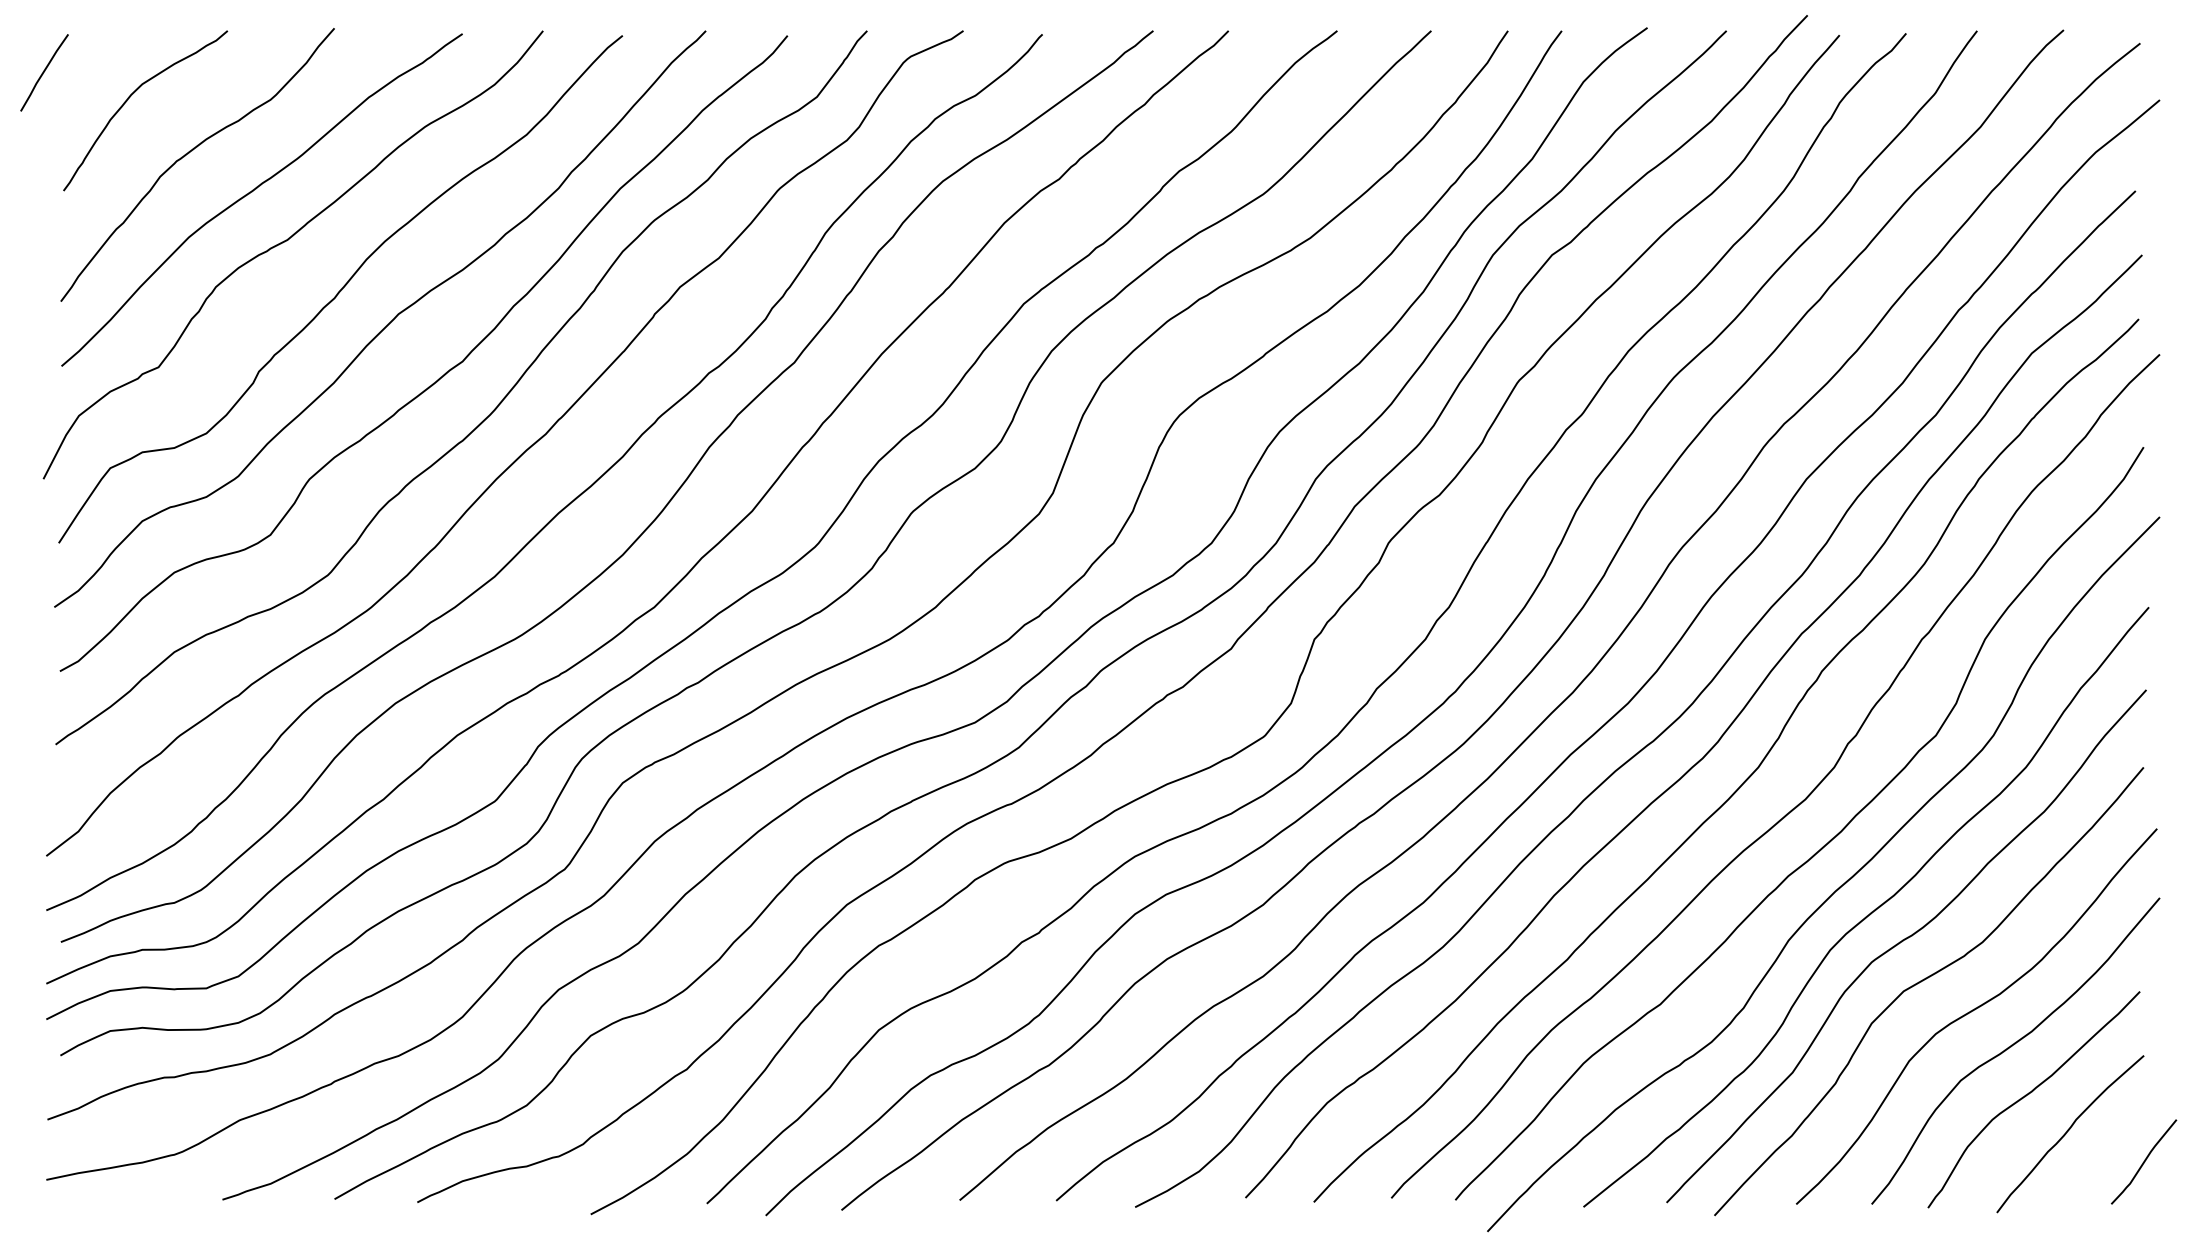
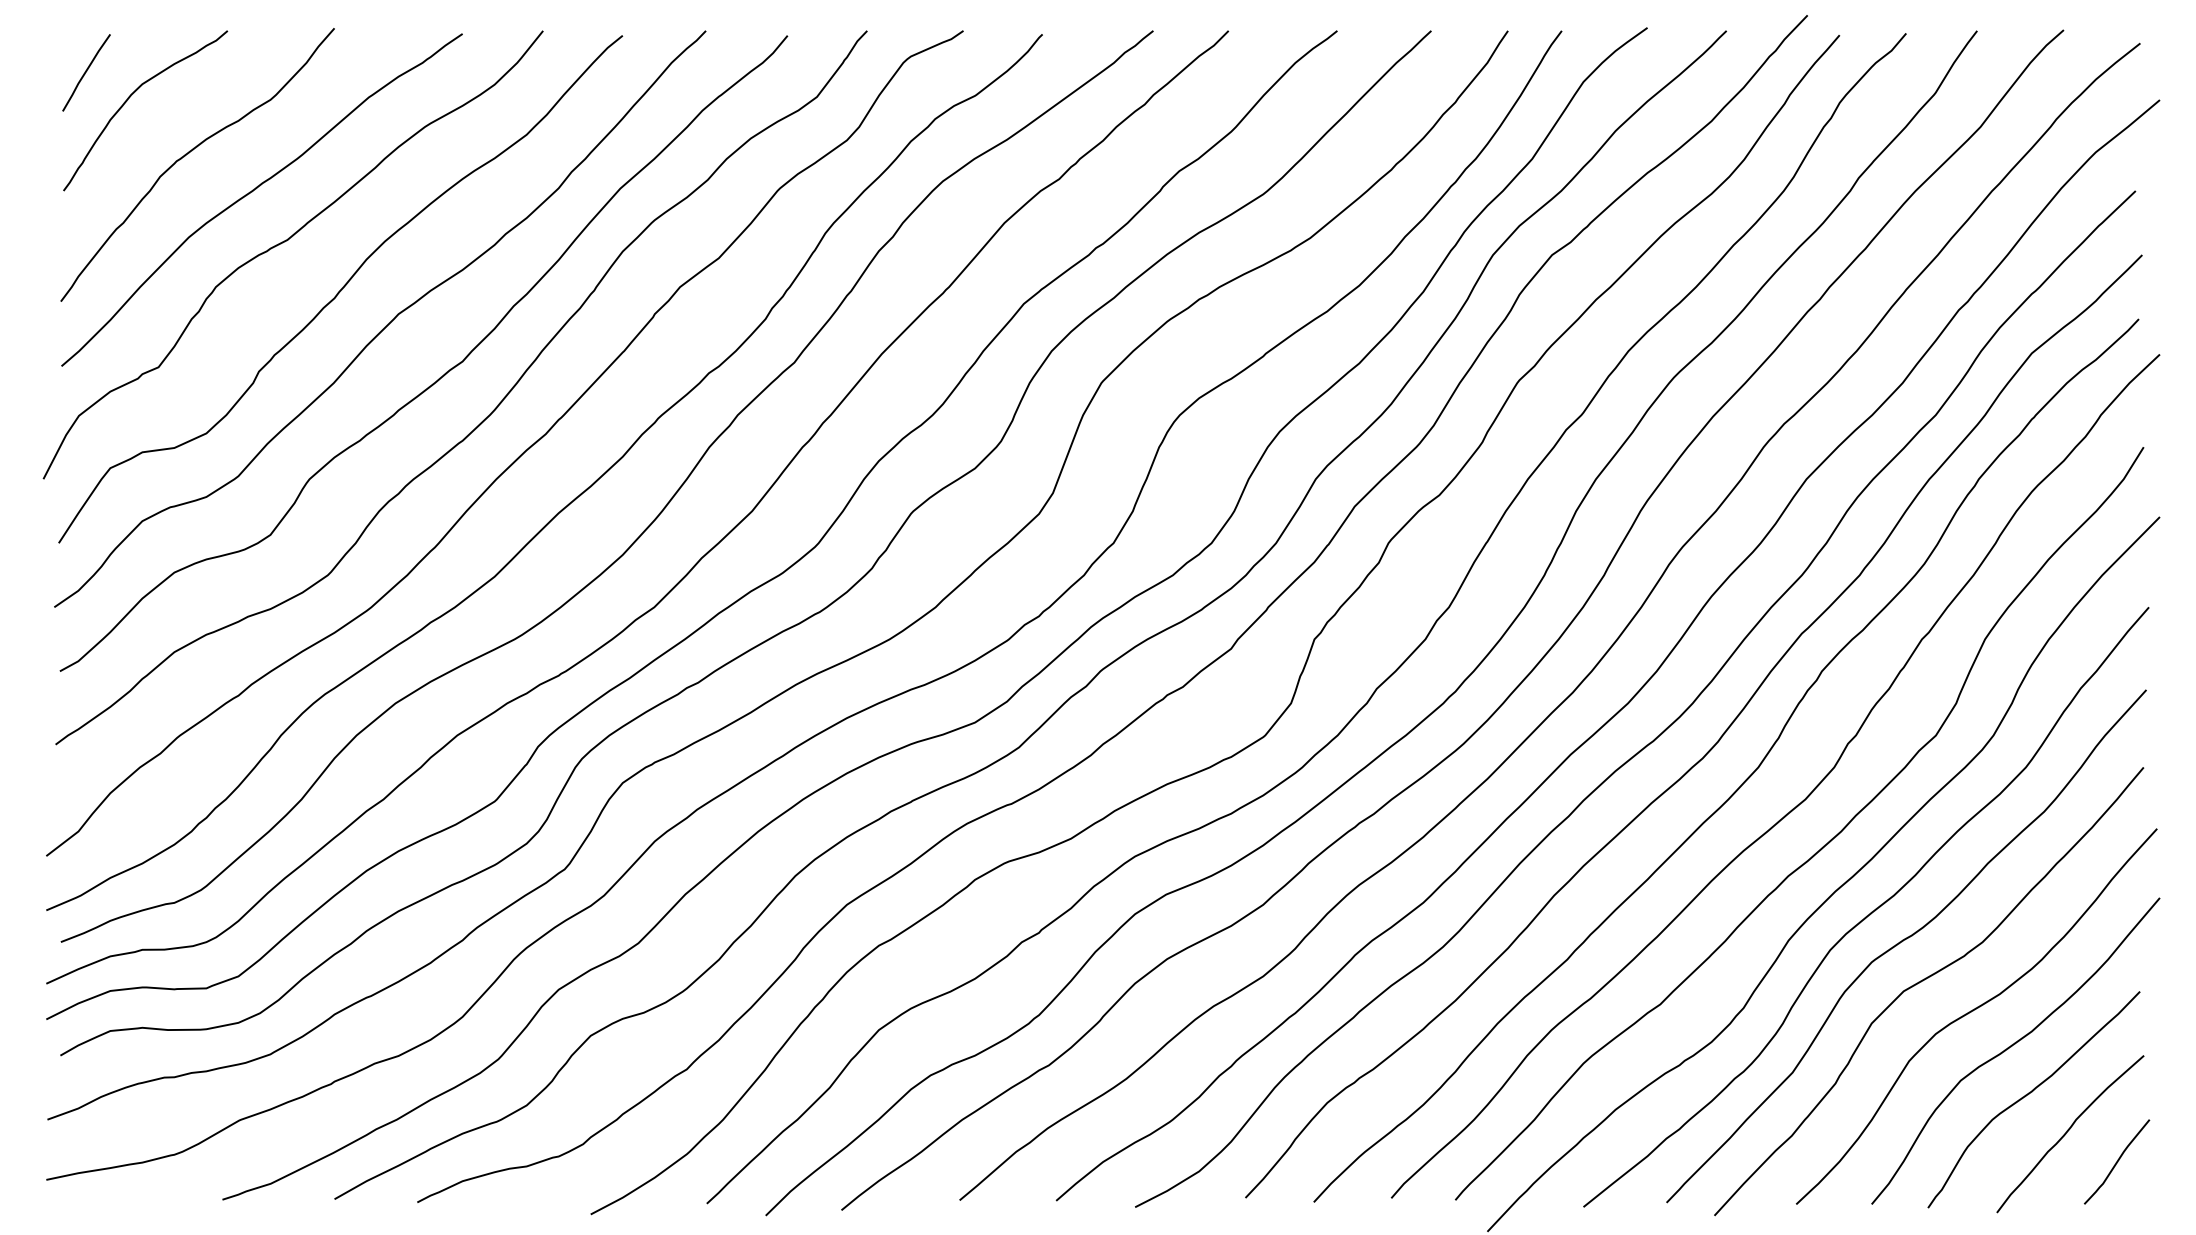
curve position: (44, 72) -> (86, 72) (86, 72)
curve position: (2144, 1161) -> (2117, 1161) (2117, 1161)
